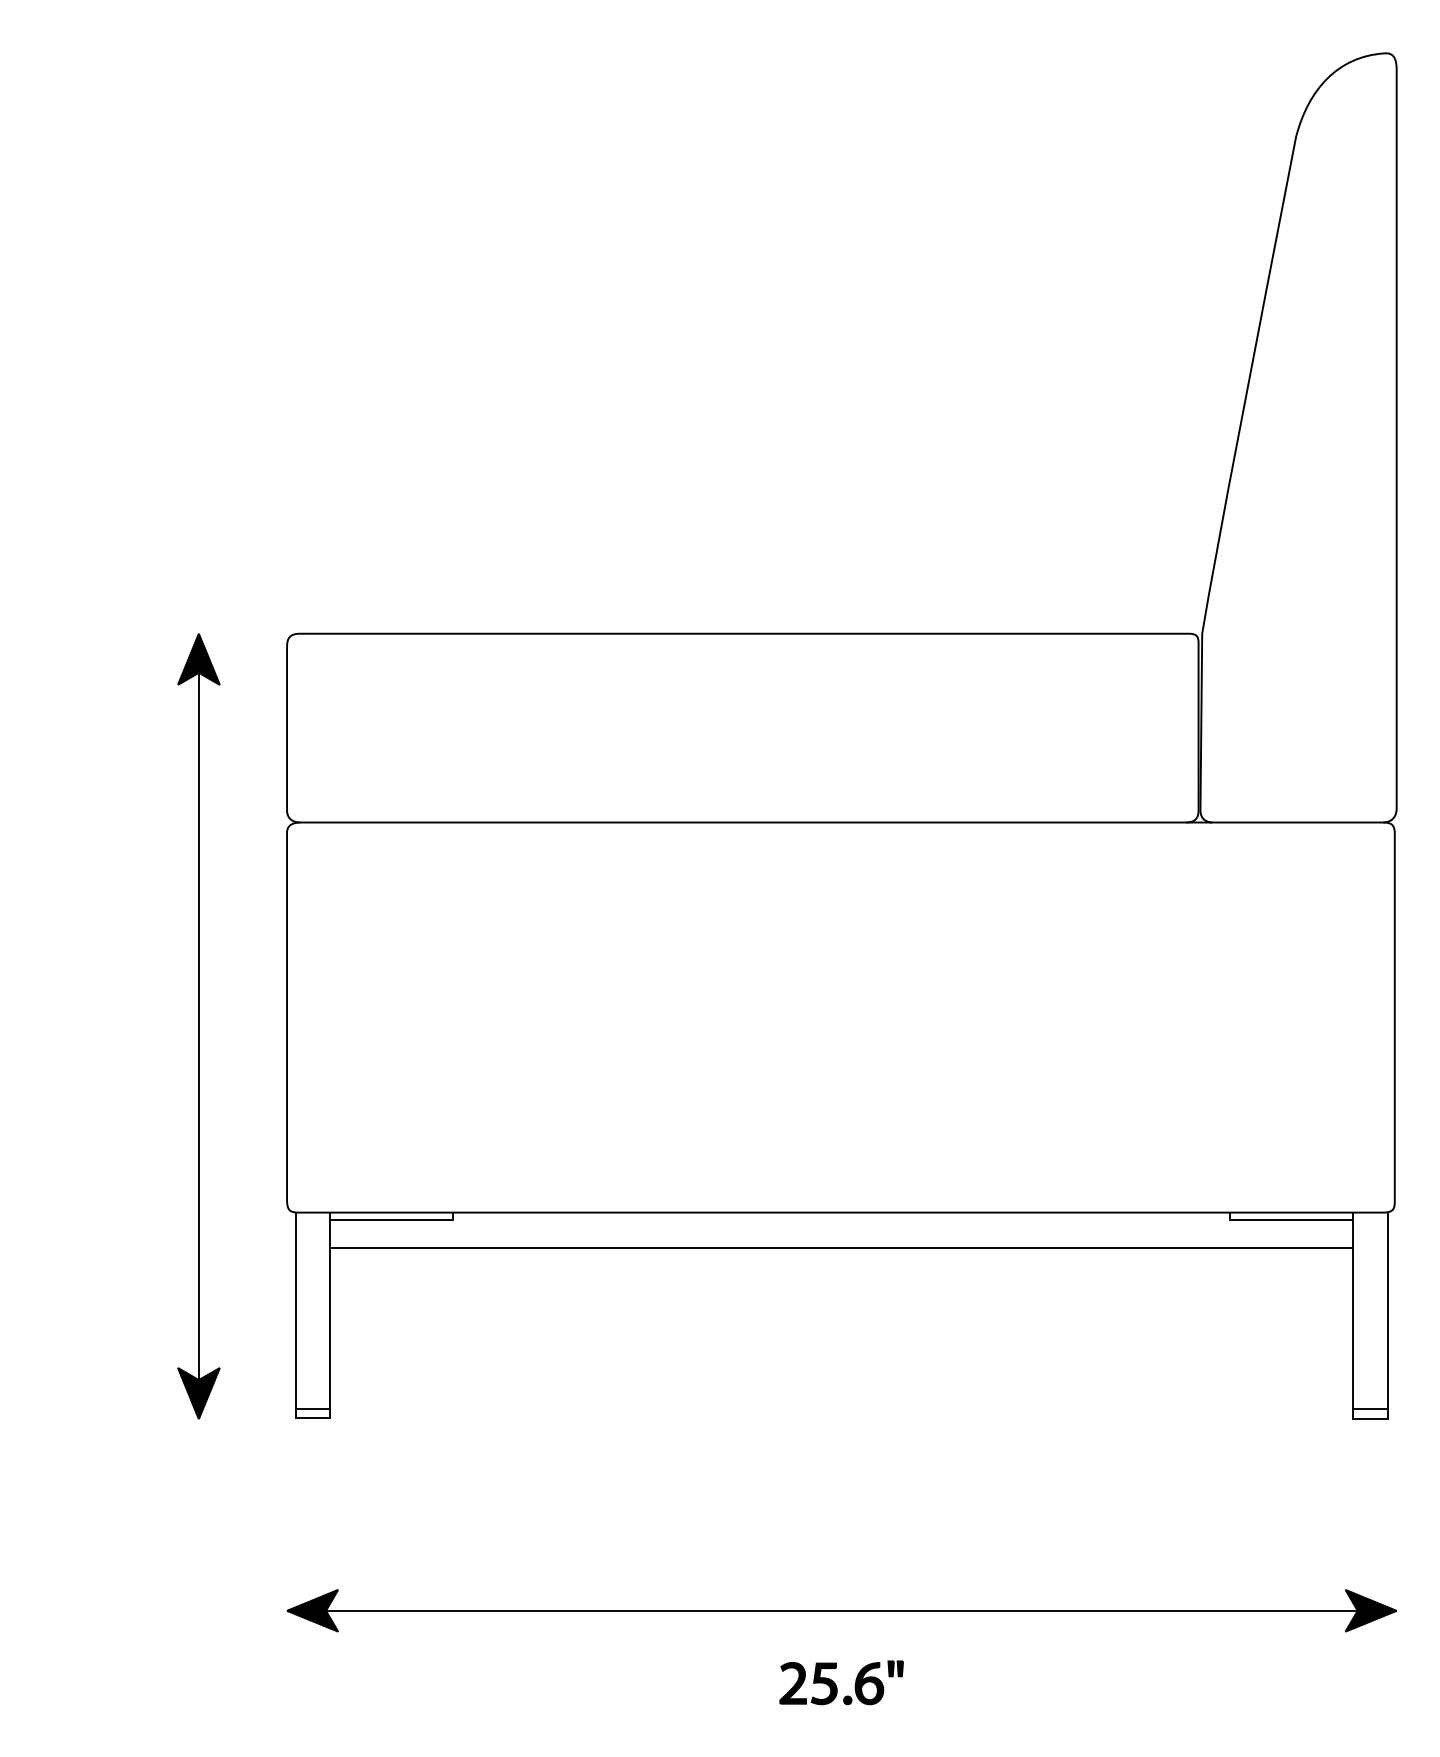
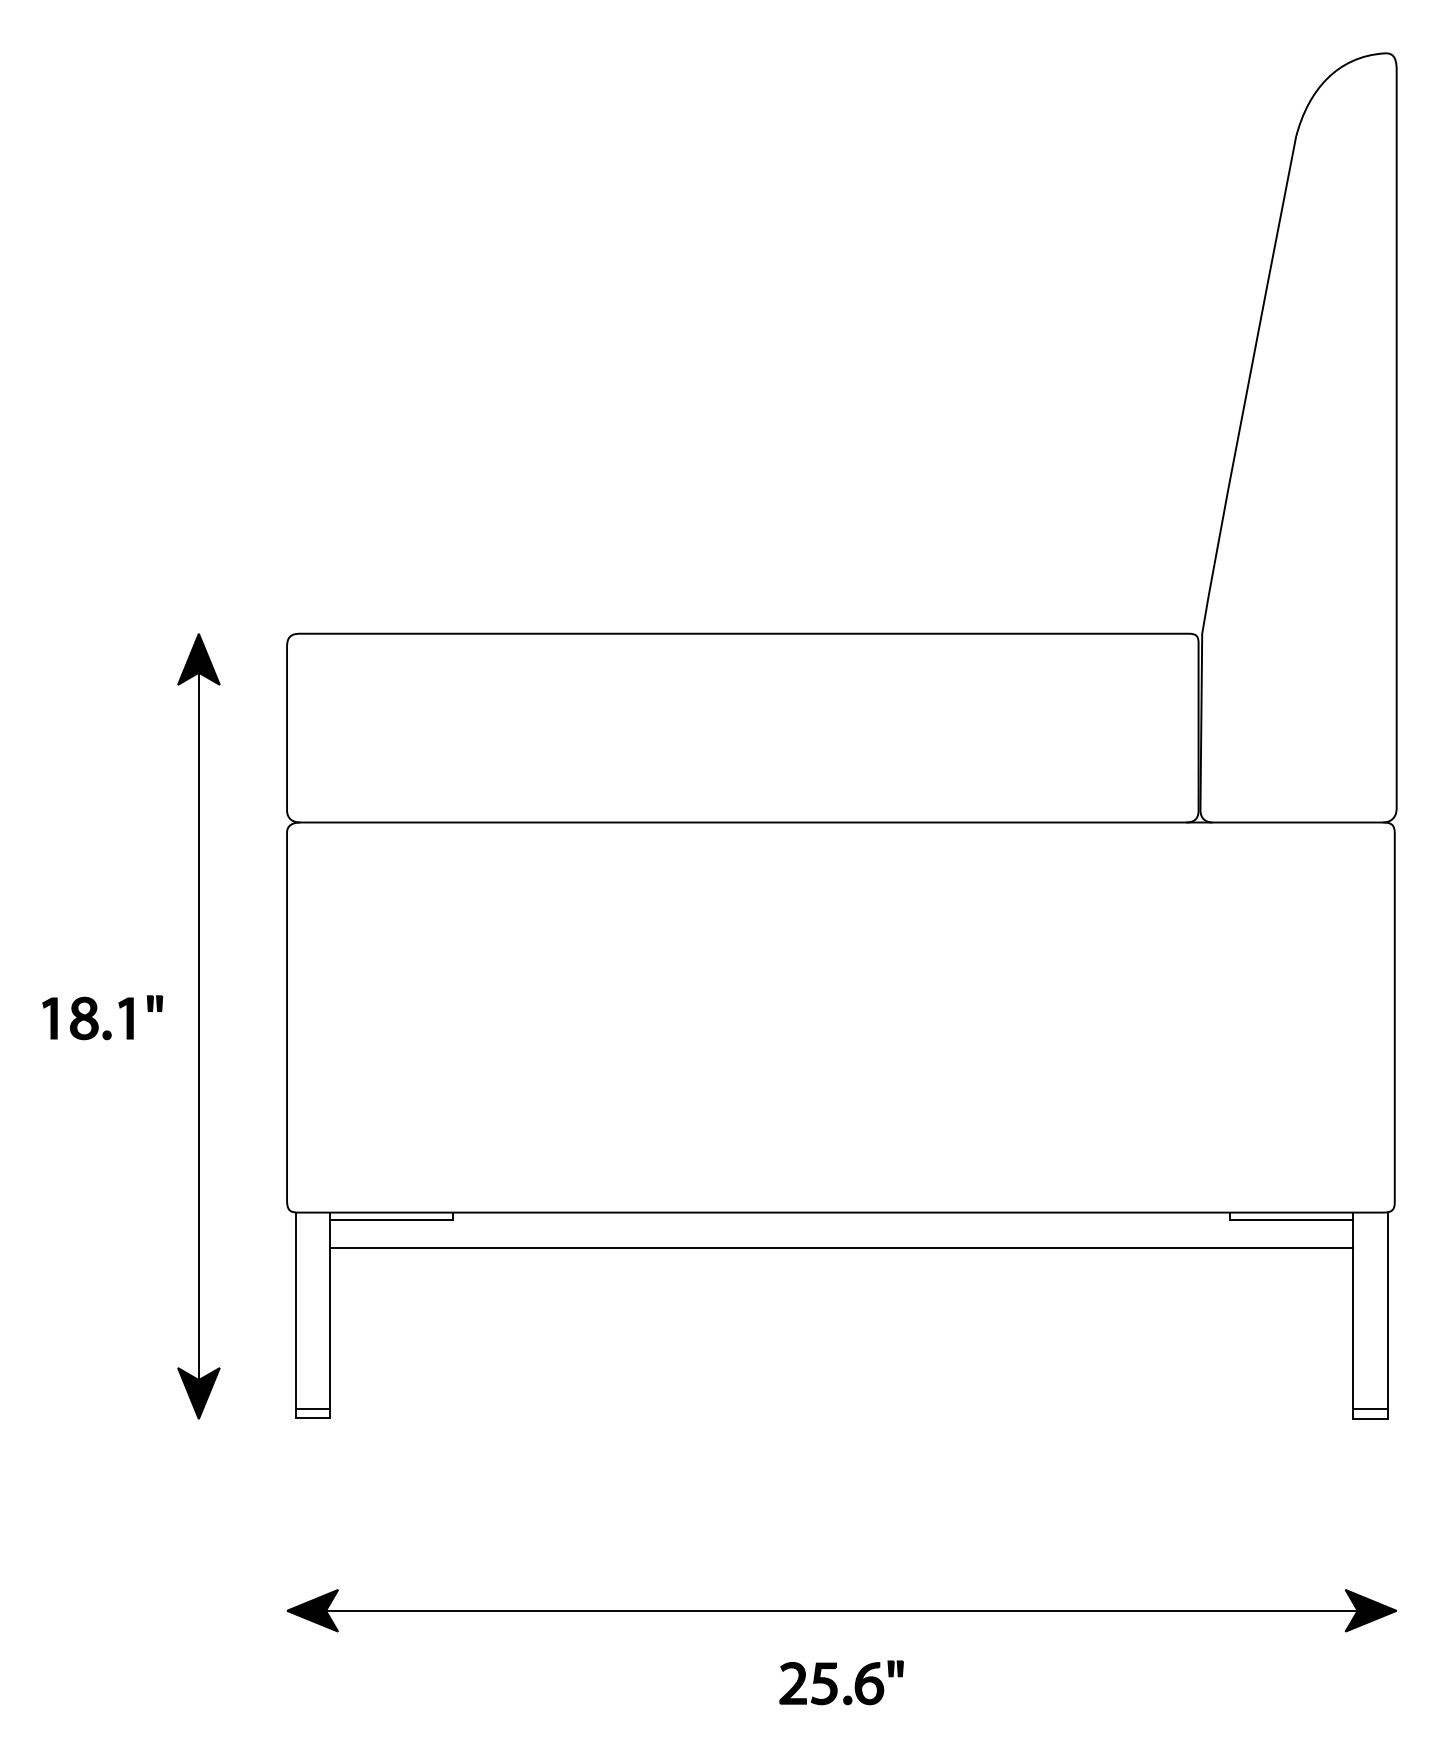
part: none -> present (96, 1020)
